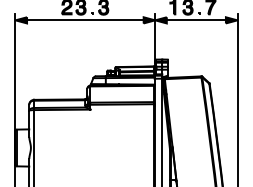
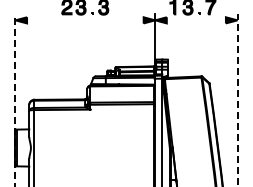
line: present -> none (85, 20)
line: present -> none (195, 20)
line: solid -> dashed (15, 100)
line: solid -> dashed (237, 100)
